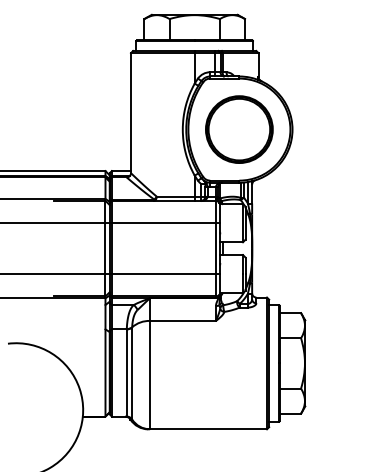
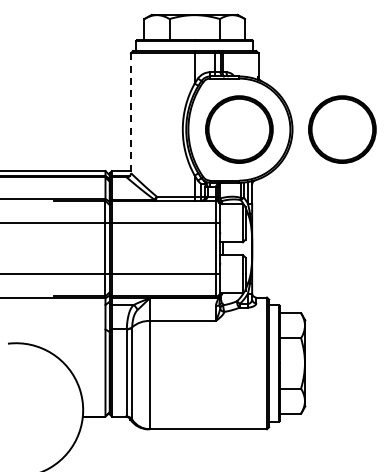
line: solid -> dashed (131, 113)
part: none -> present (342, 129)
